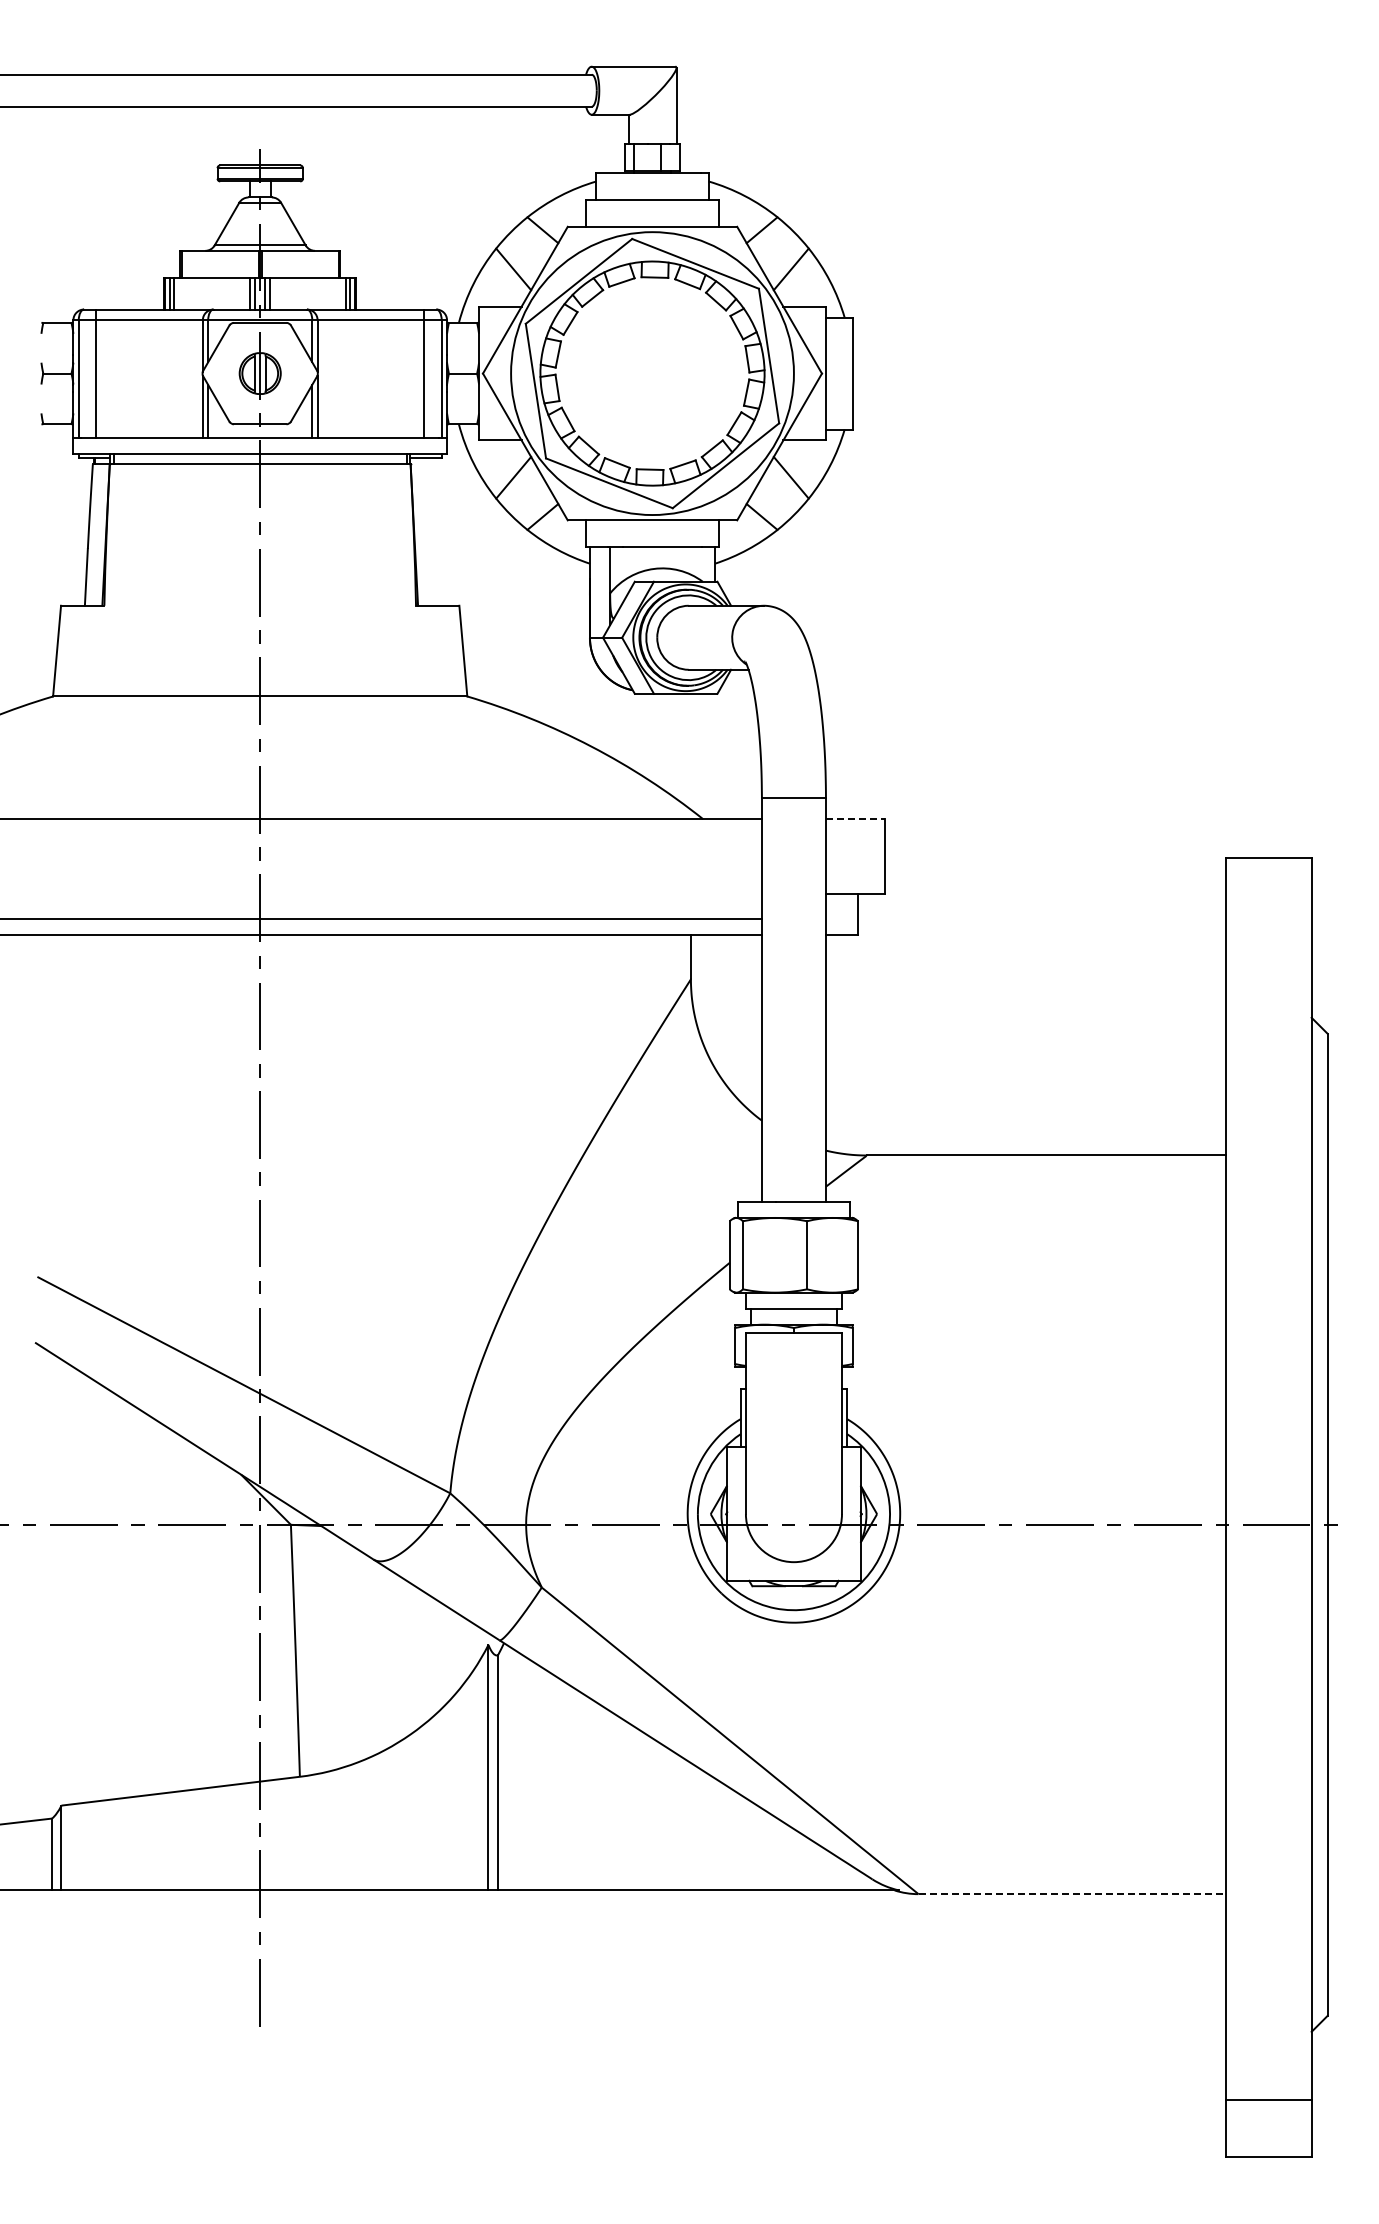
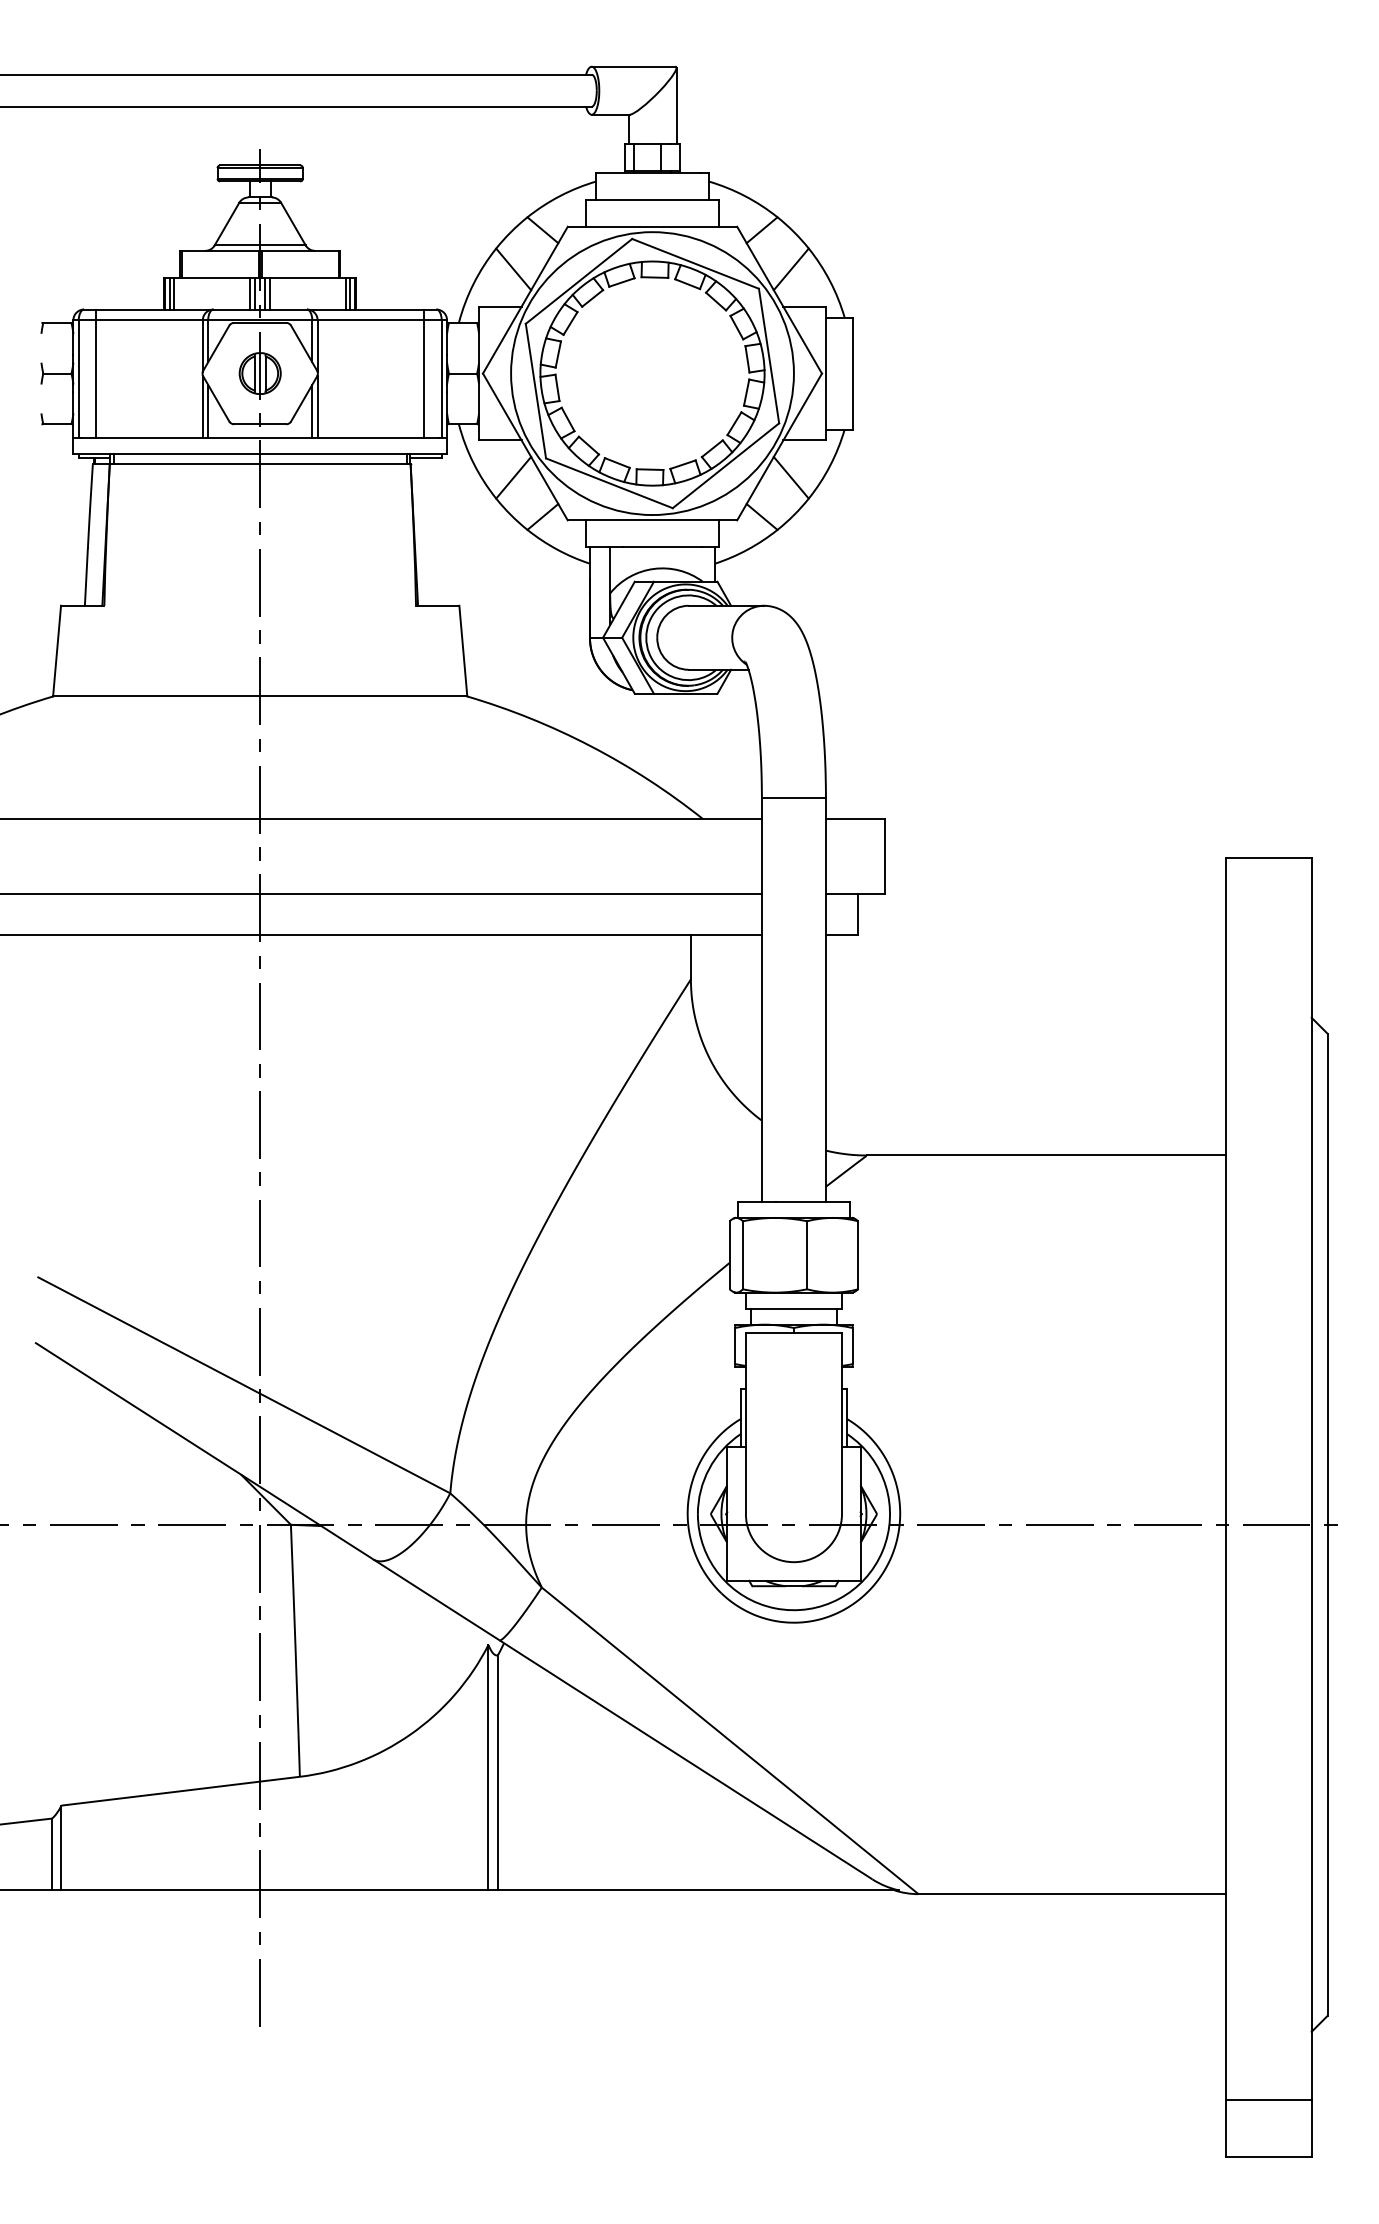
line: dashed -> solid (855, 819)
line position: (381, 918) -> (381, 893) (381, 893)
line: dashed -> solid (1072, 1894)
